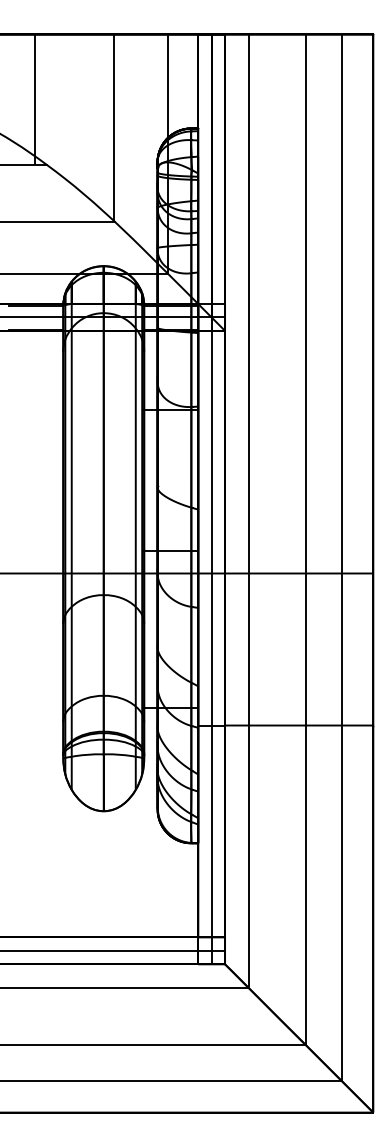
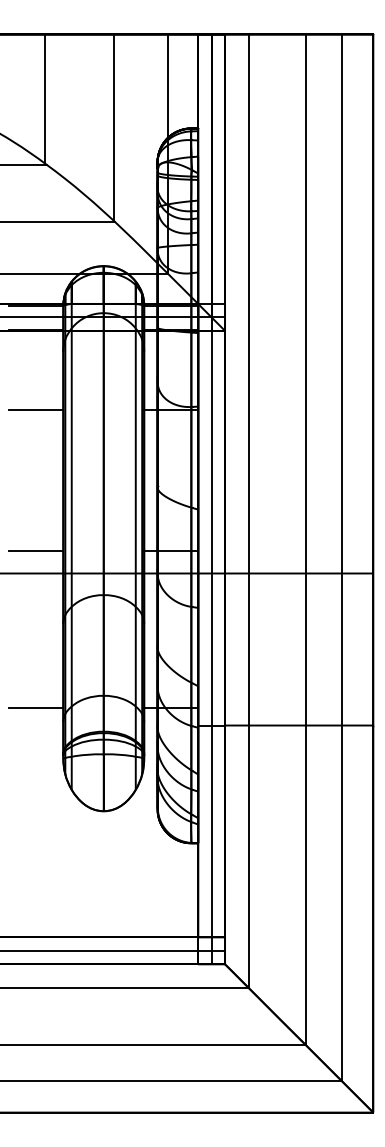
line position: (35, 98) -> (45, 98) (45, 98)
line: none -> present (36, 409)
line: none -> present (36, 550)
line: none -> present (36, 708)
